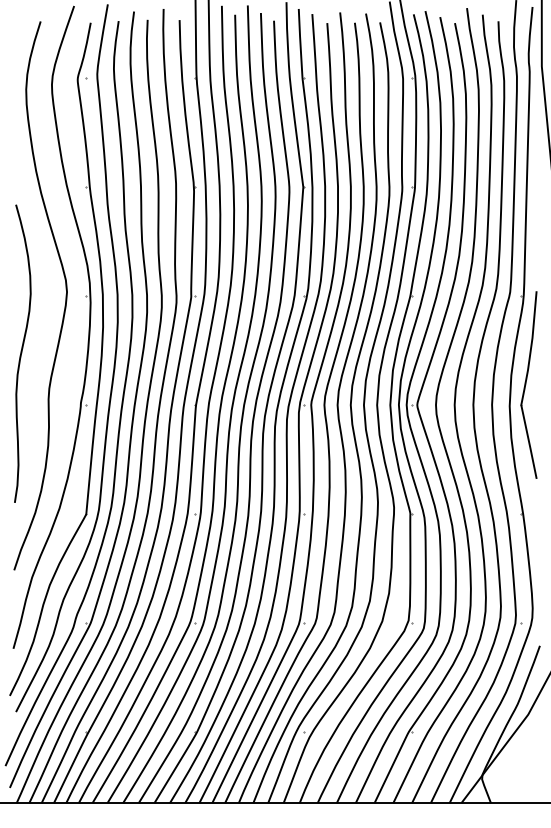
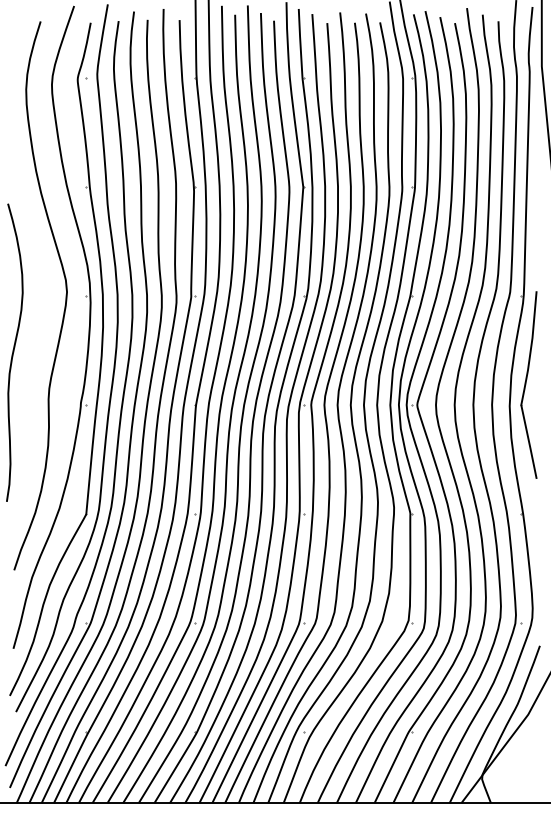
curve position: (22, 353) -> (14, 352) (14, 352)
